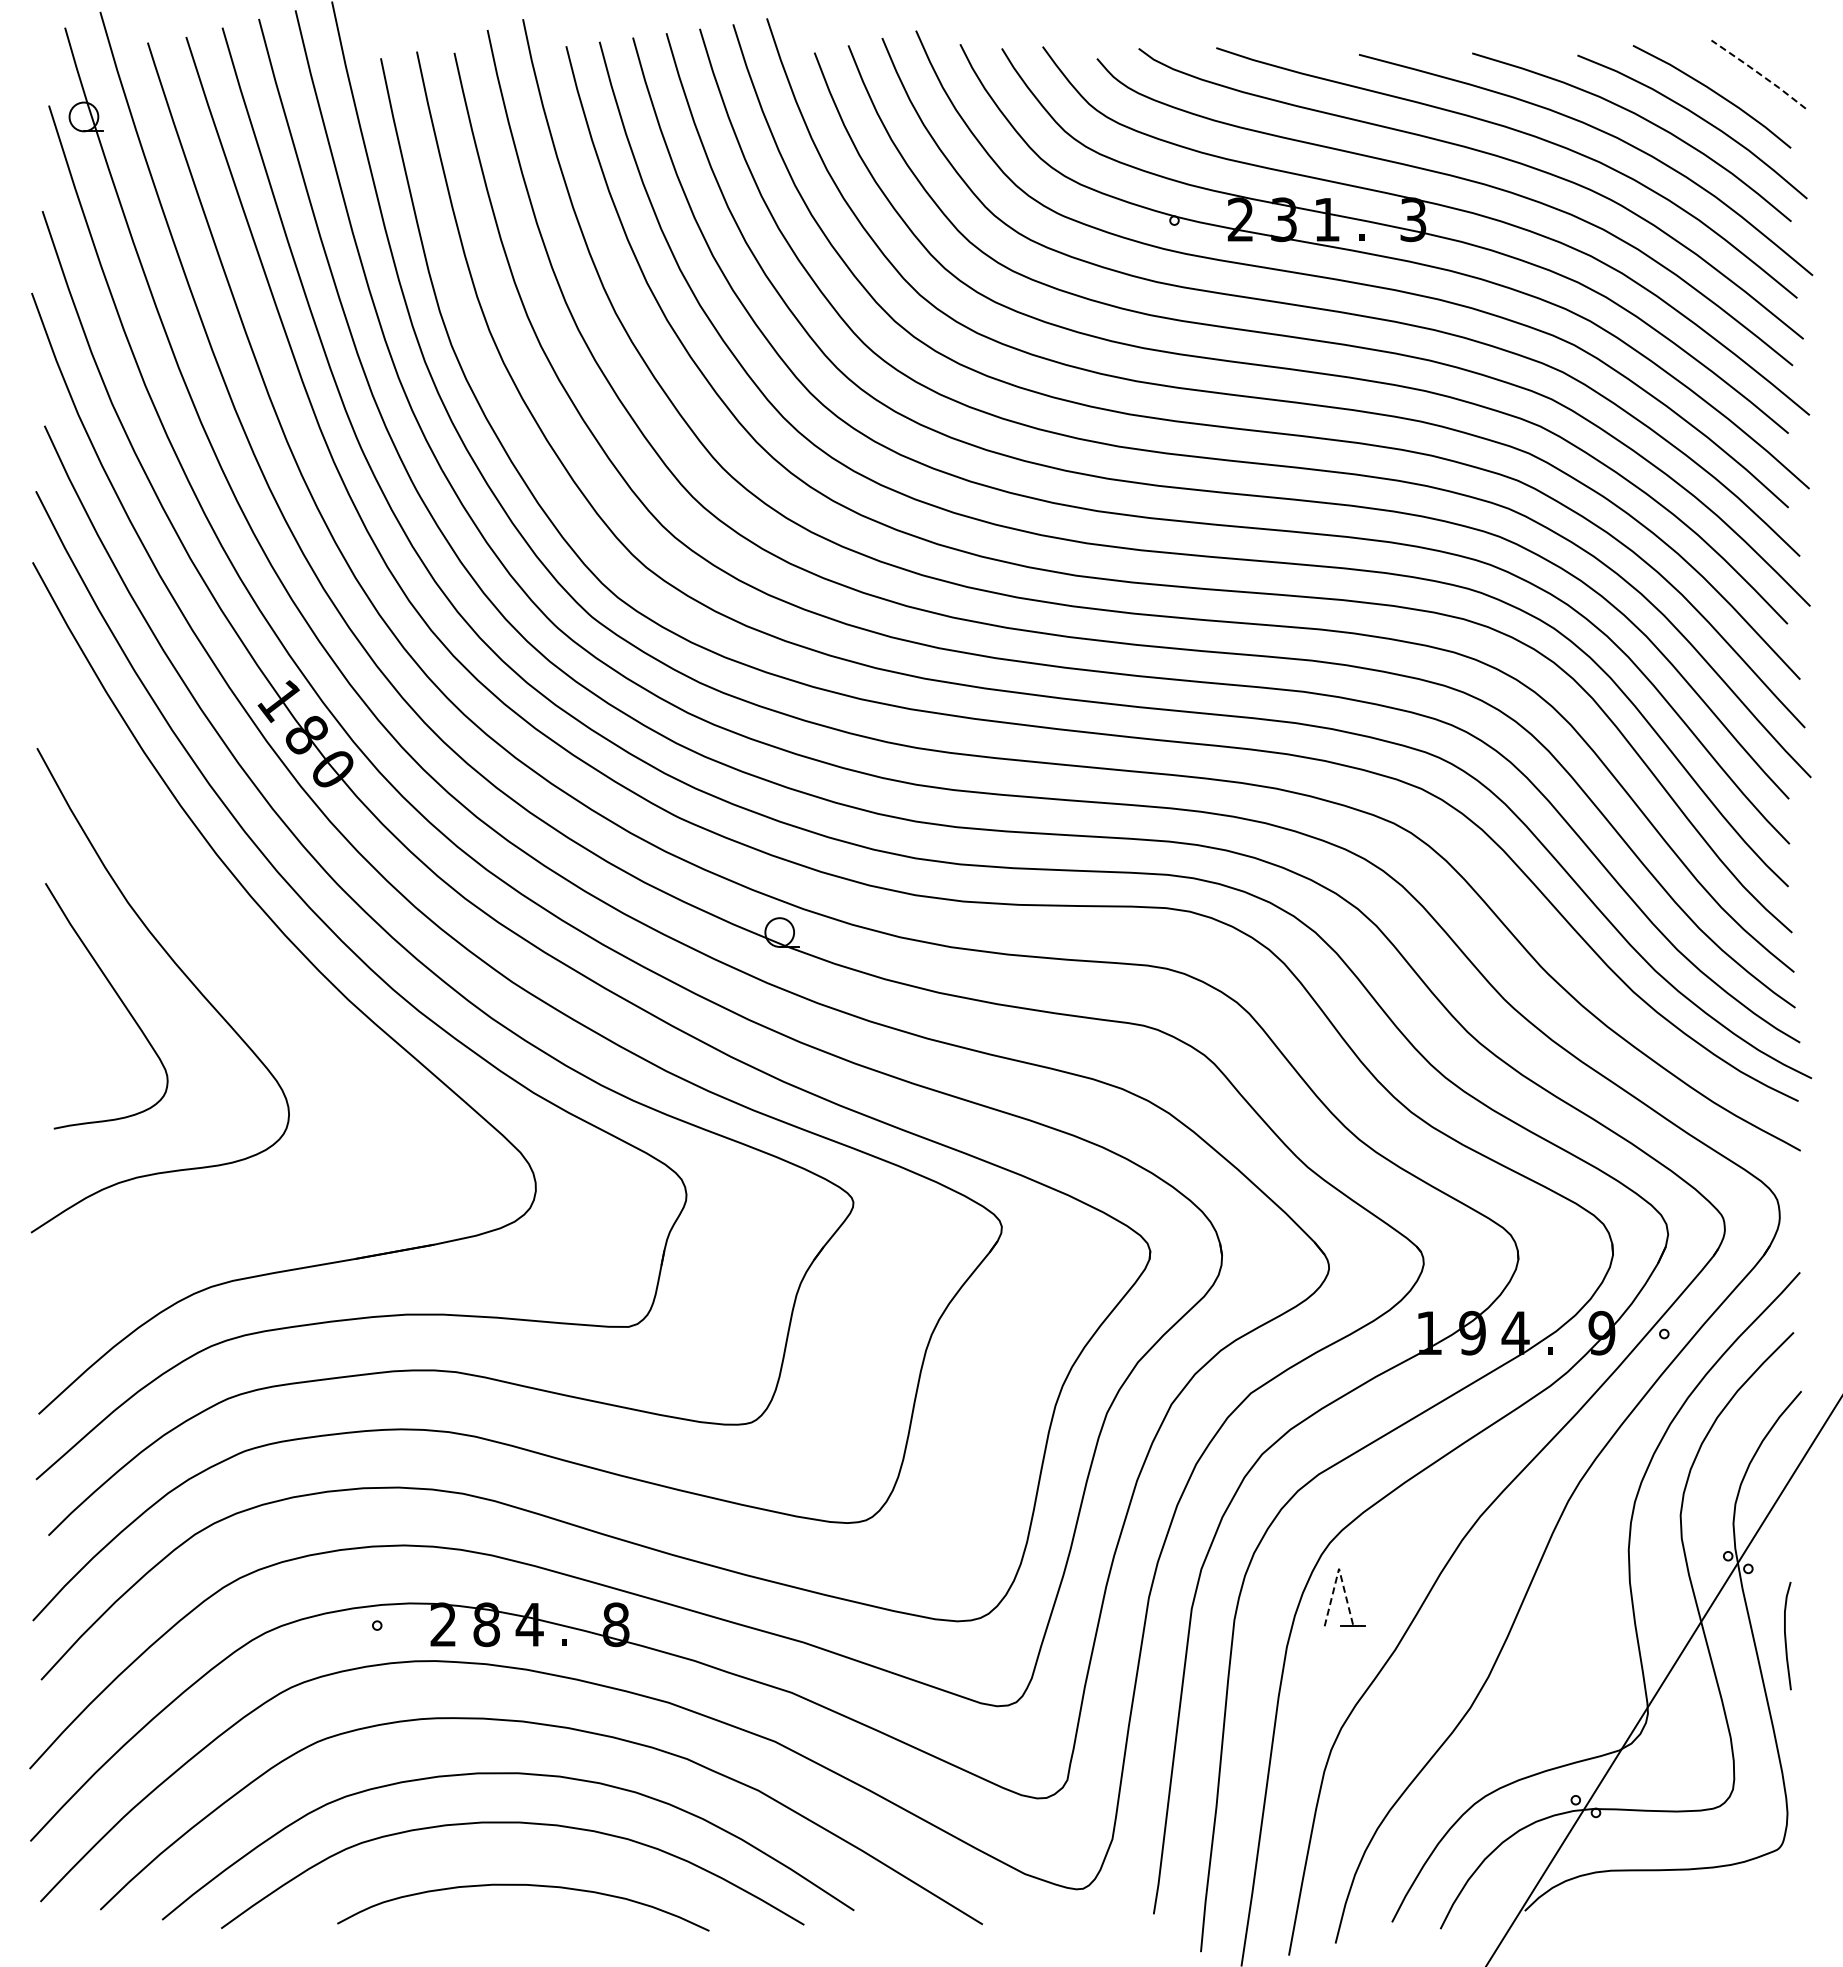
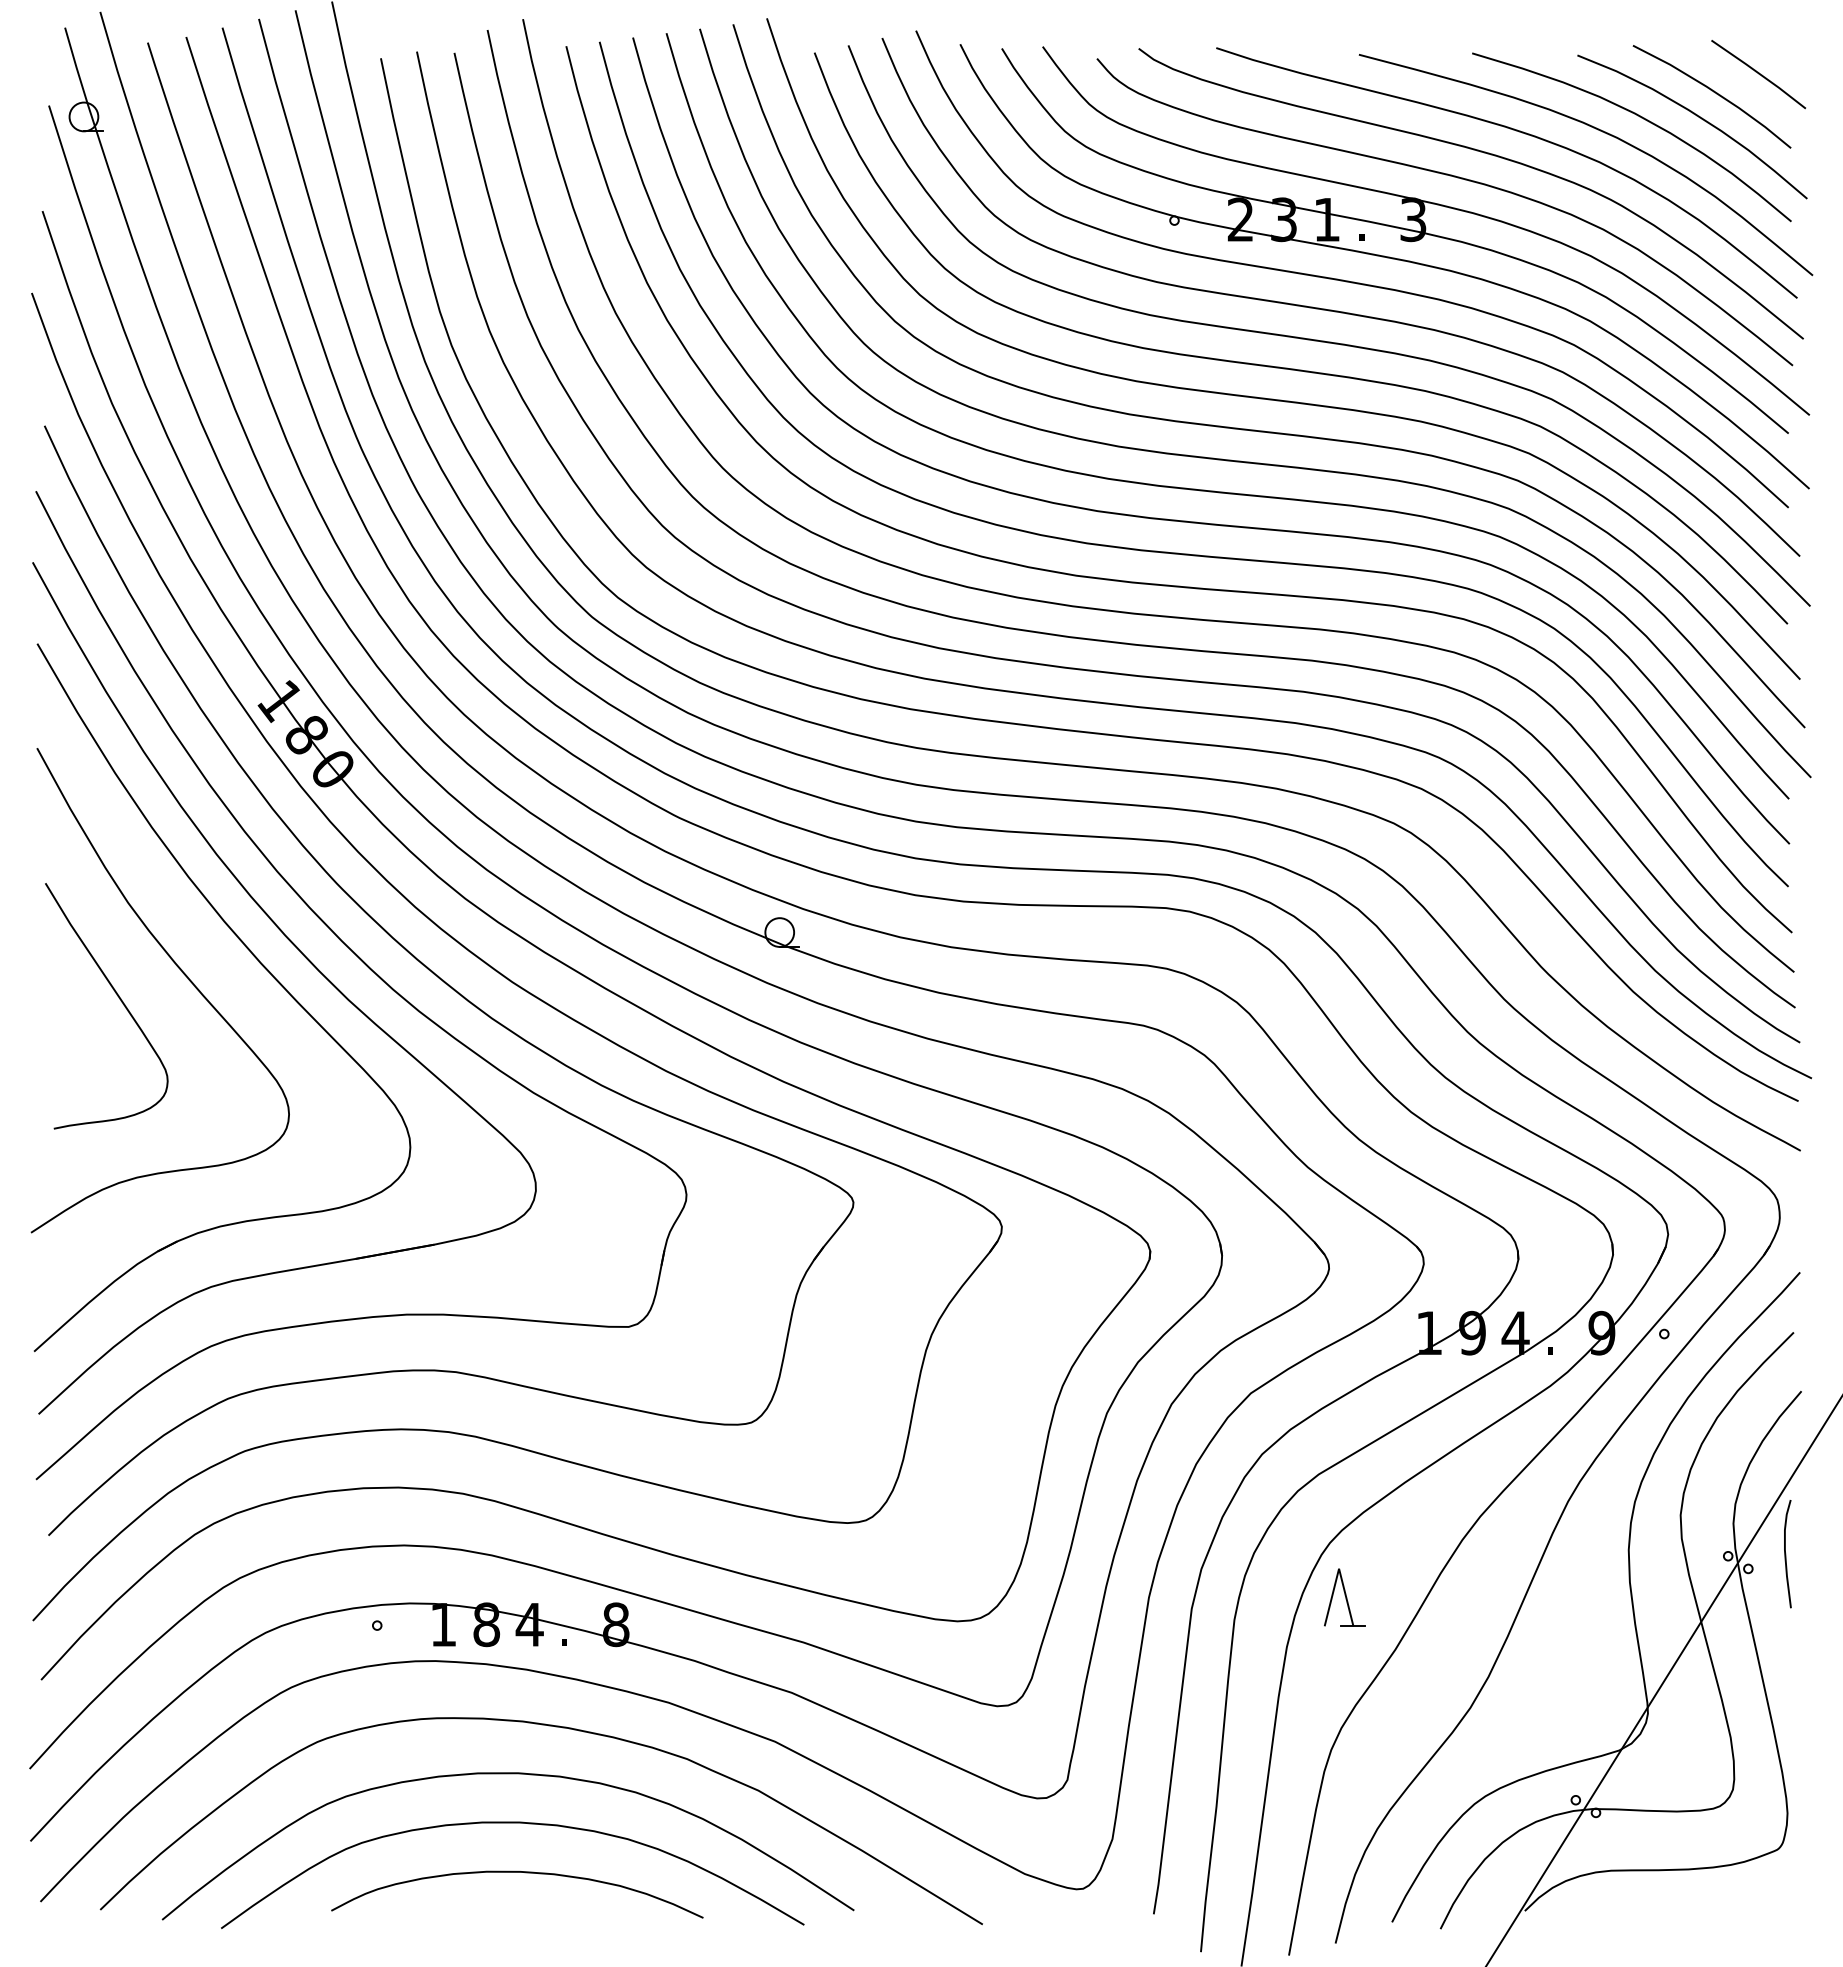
line: dashed -> solid (1758, 73)
part: none -> present (259, 963)
line: dashed -> solid (1339, 1568)
text: 2 -> 1 (442, 1624)
curve position: (1786, 1636) -> (1786, 1554) (1786, 1554)
curve position: (523, 1885) -> (517, 1872) (517, 1872)
